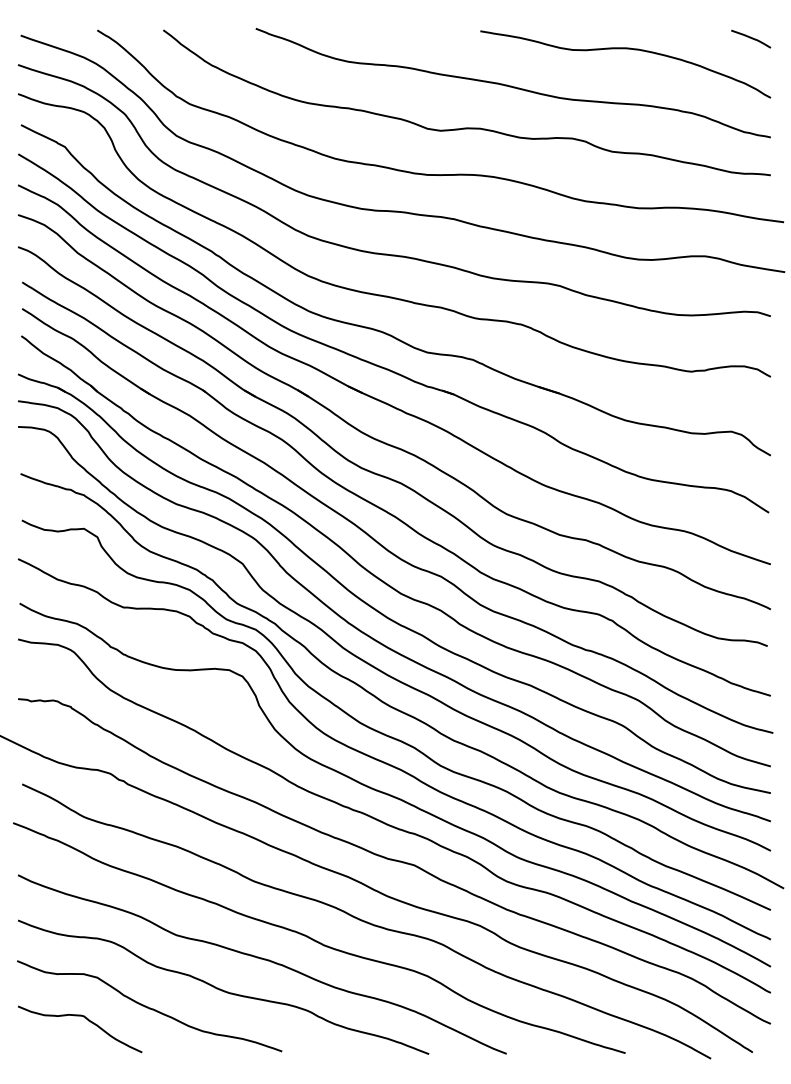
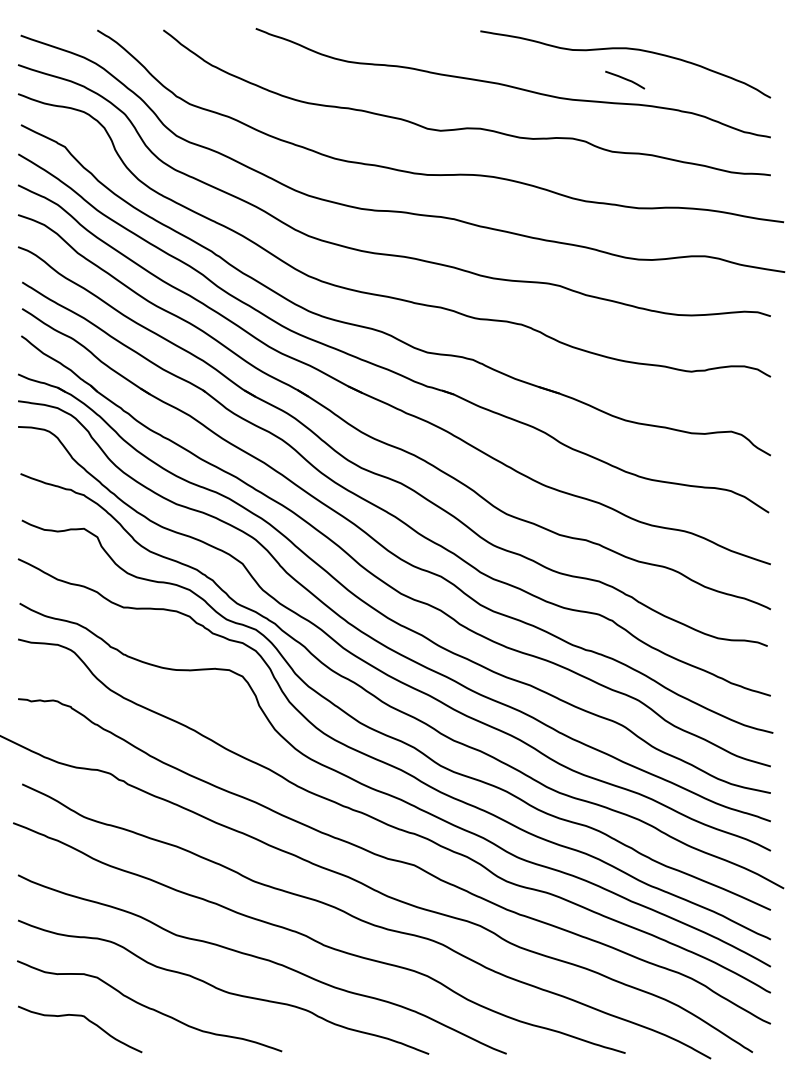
curve position: (751, 38) -> (625, 79) (625, 79)
